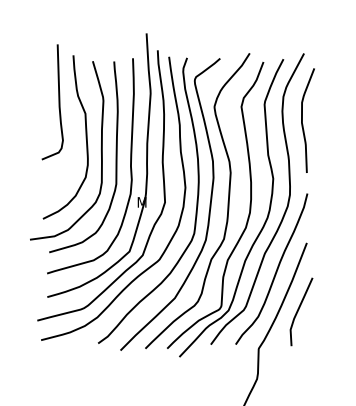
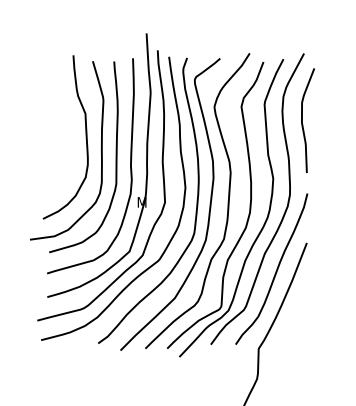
curve: present -> none (58, 102)
line: present -> none (299, 309)
